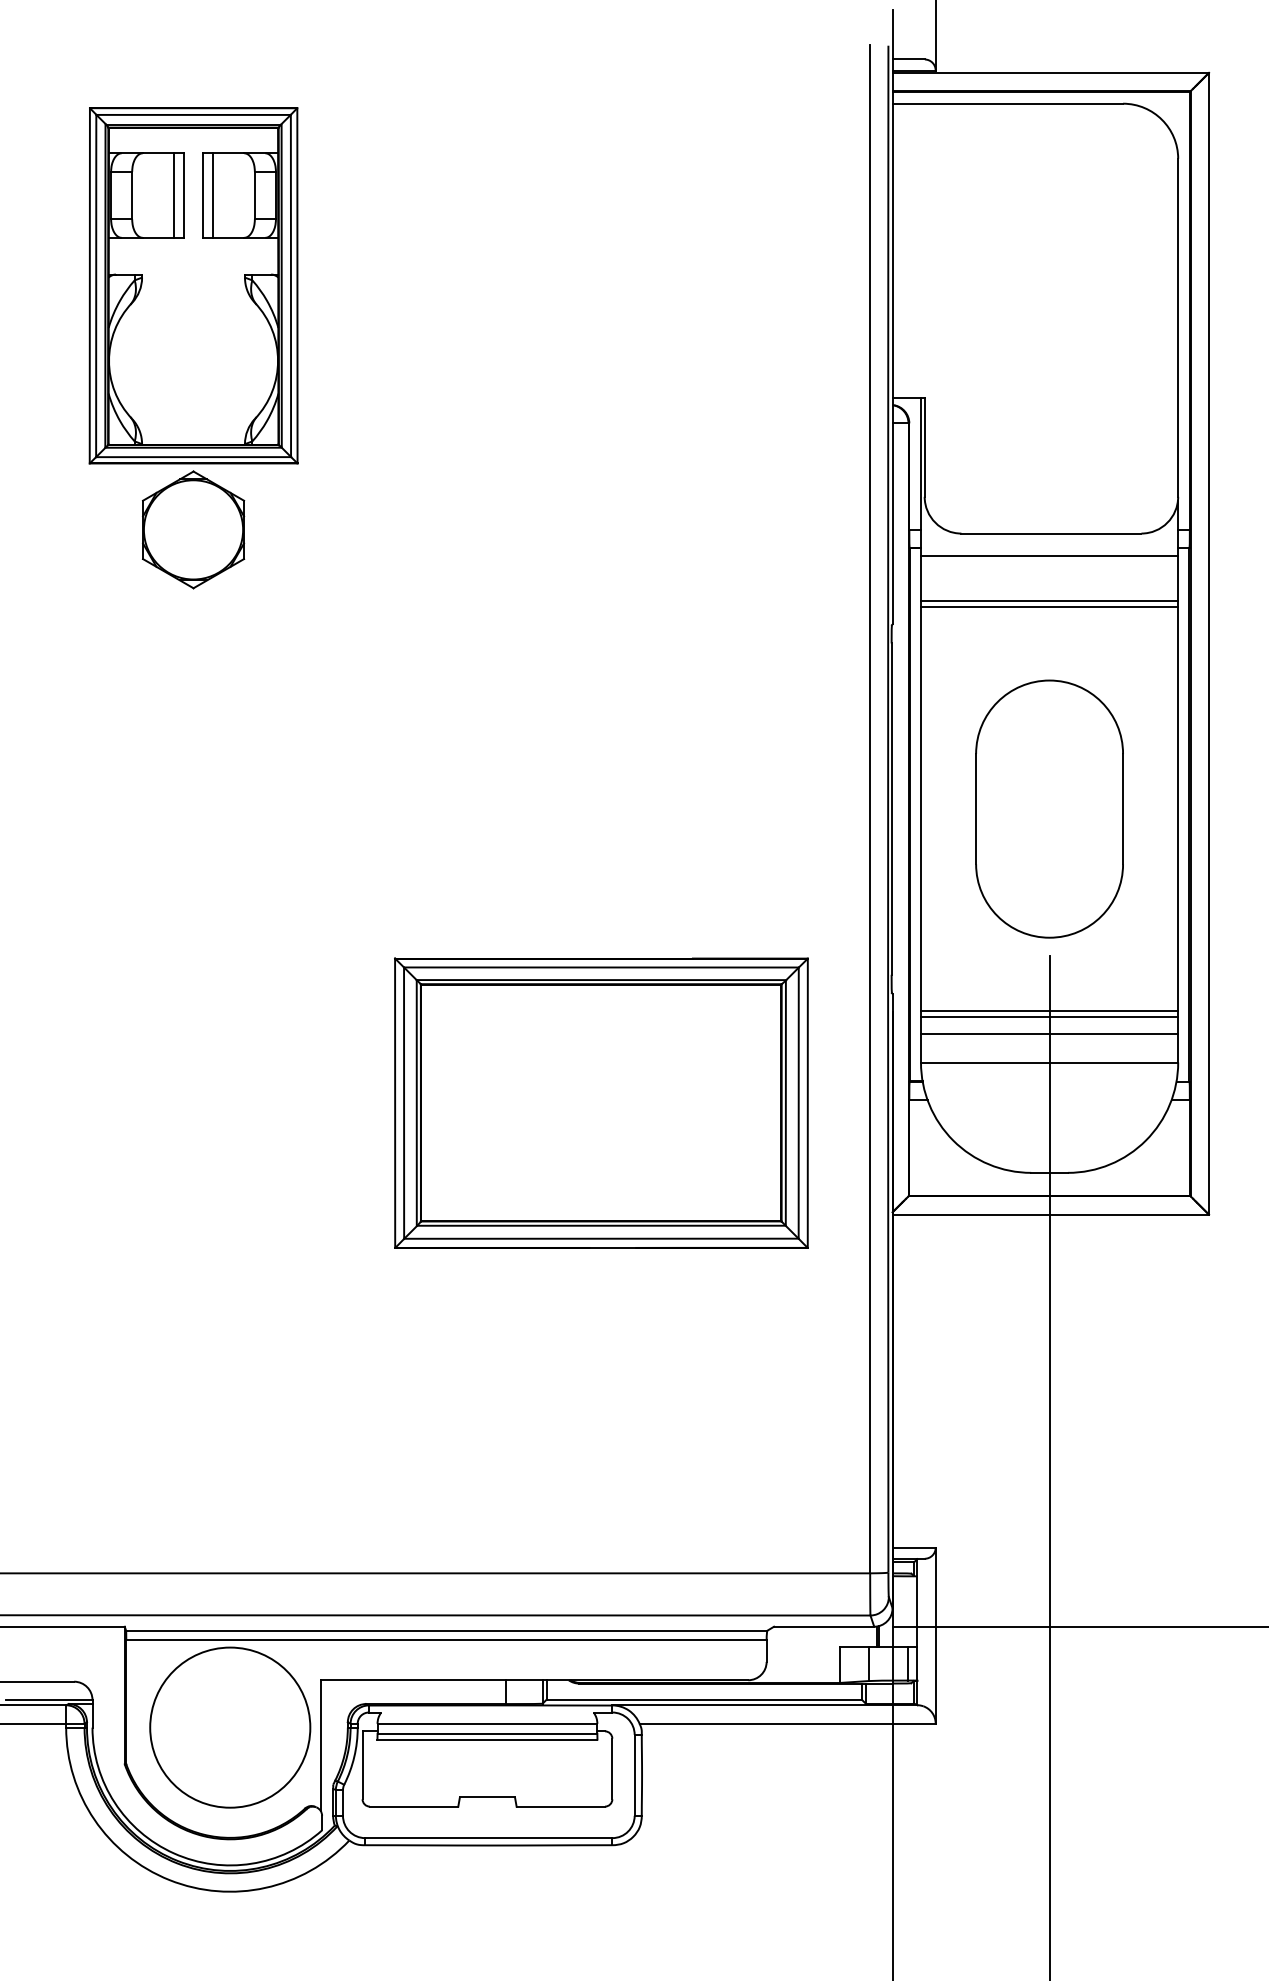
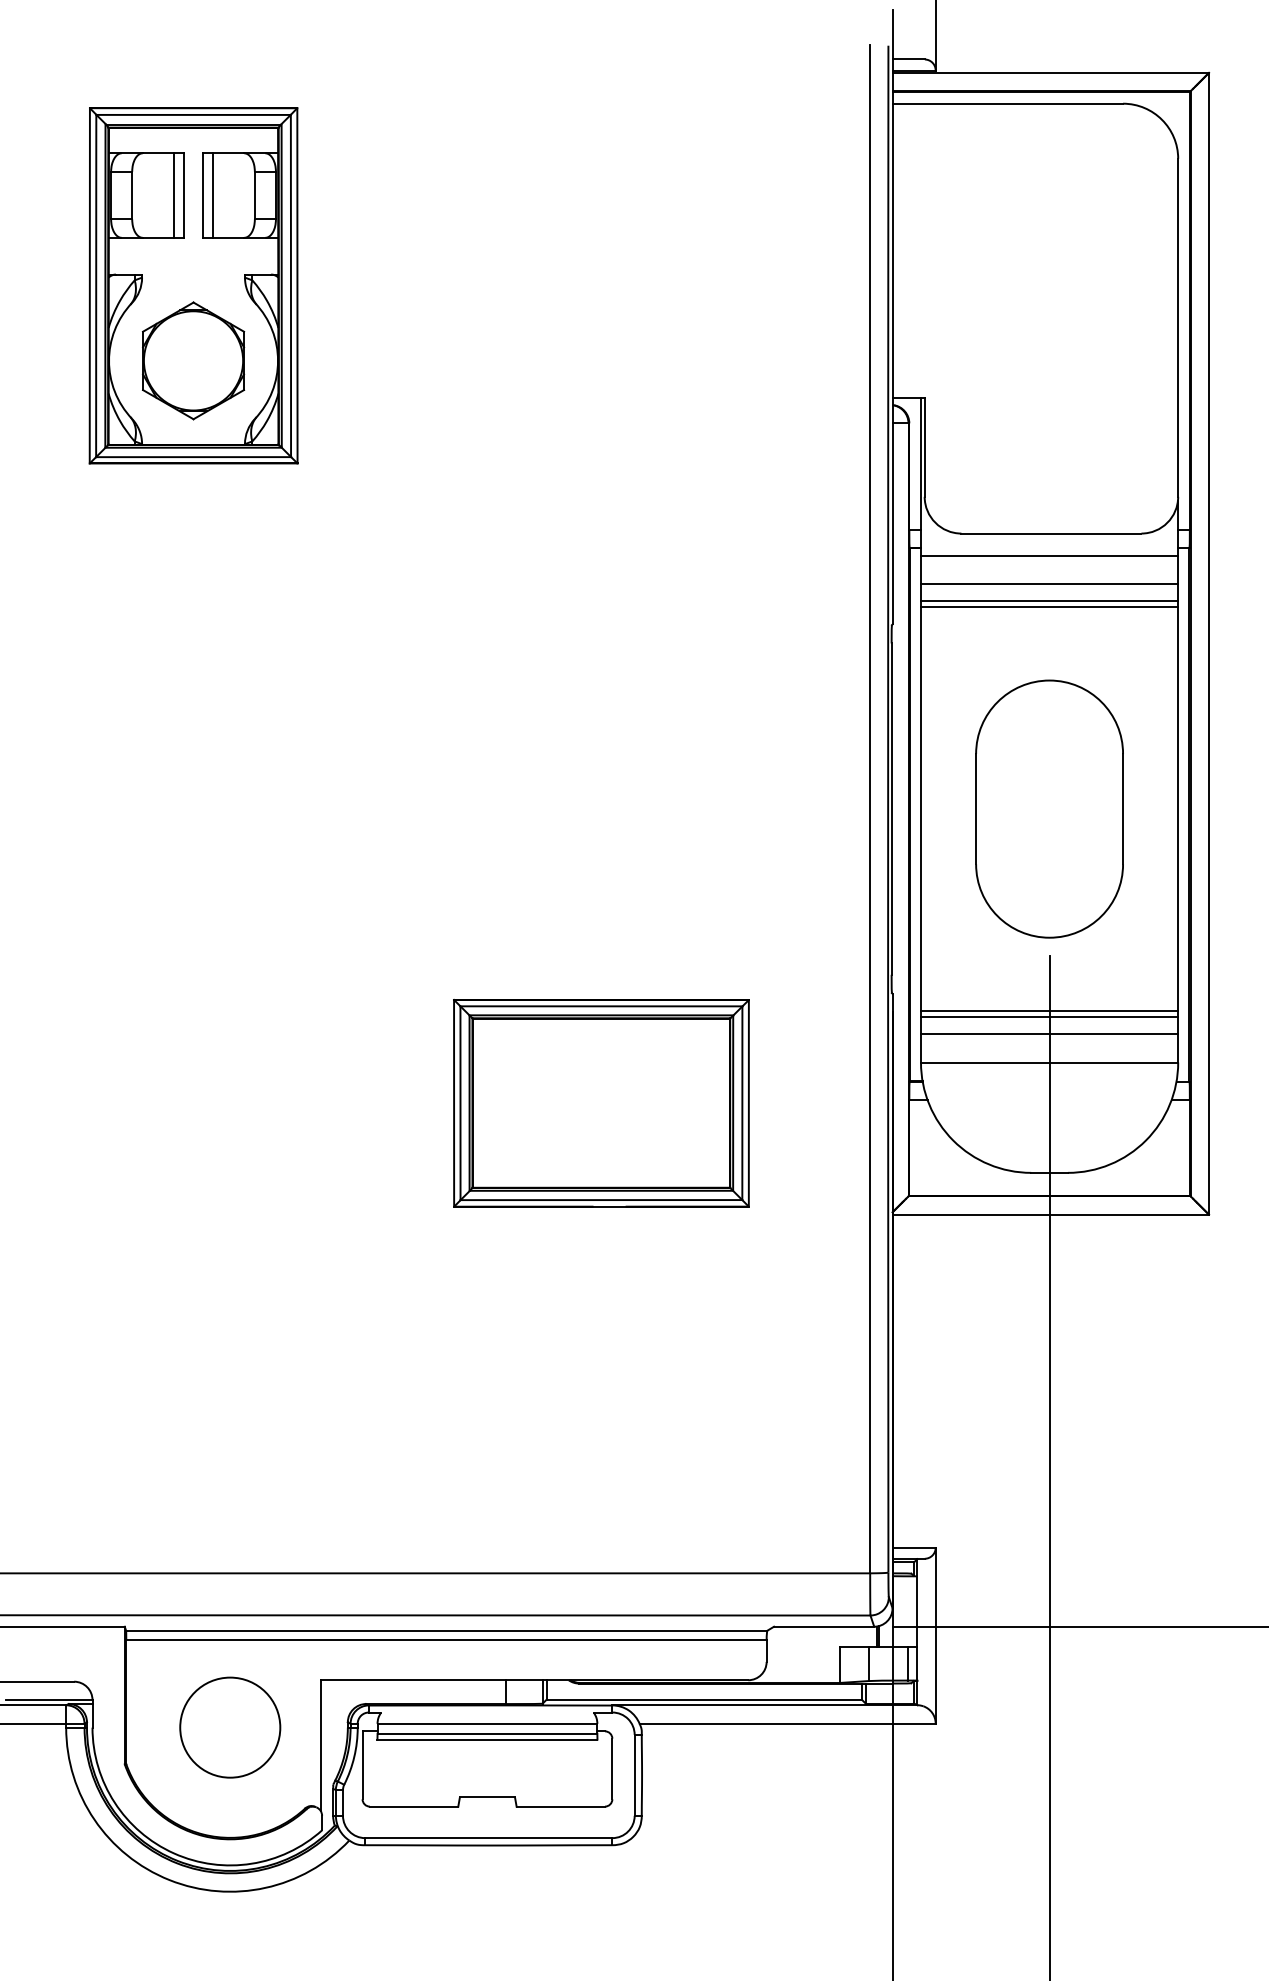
part position: (193, 529) -> (193, 360) (193, 360)
line: none -> present (1049, 583)
part size: 415x292 px -> 297x209 px (601, 1103)
circle diameter: 160 px -> 100 px (230, 1727)
